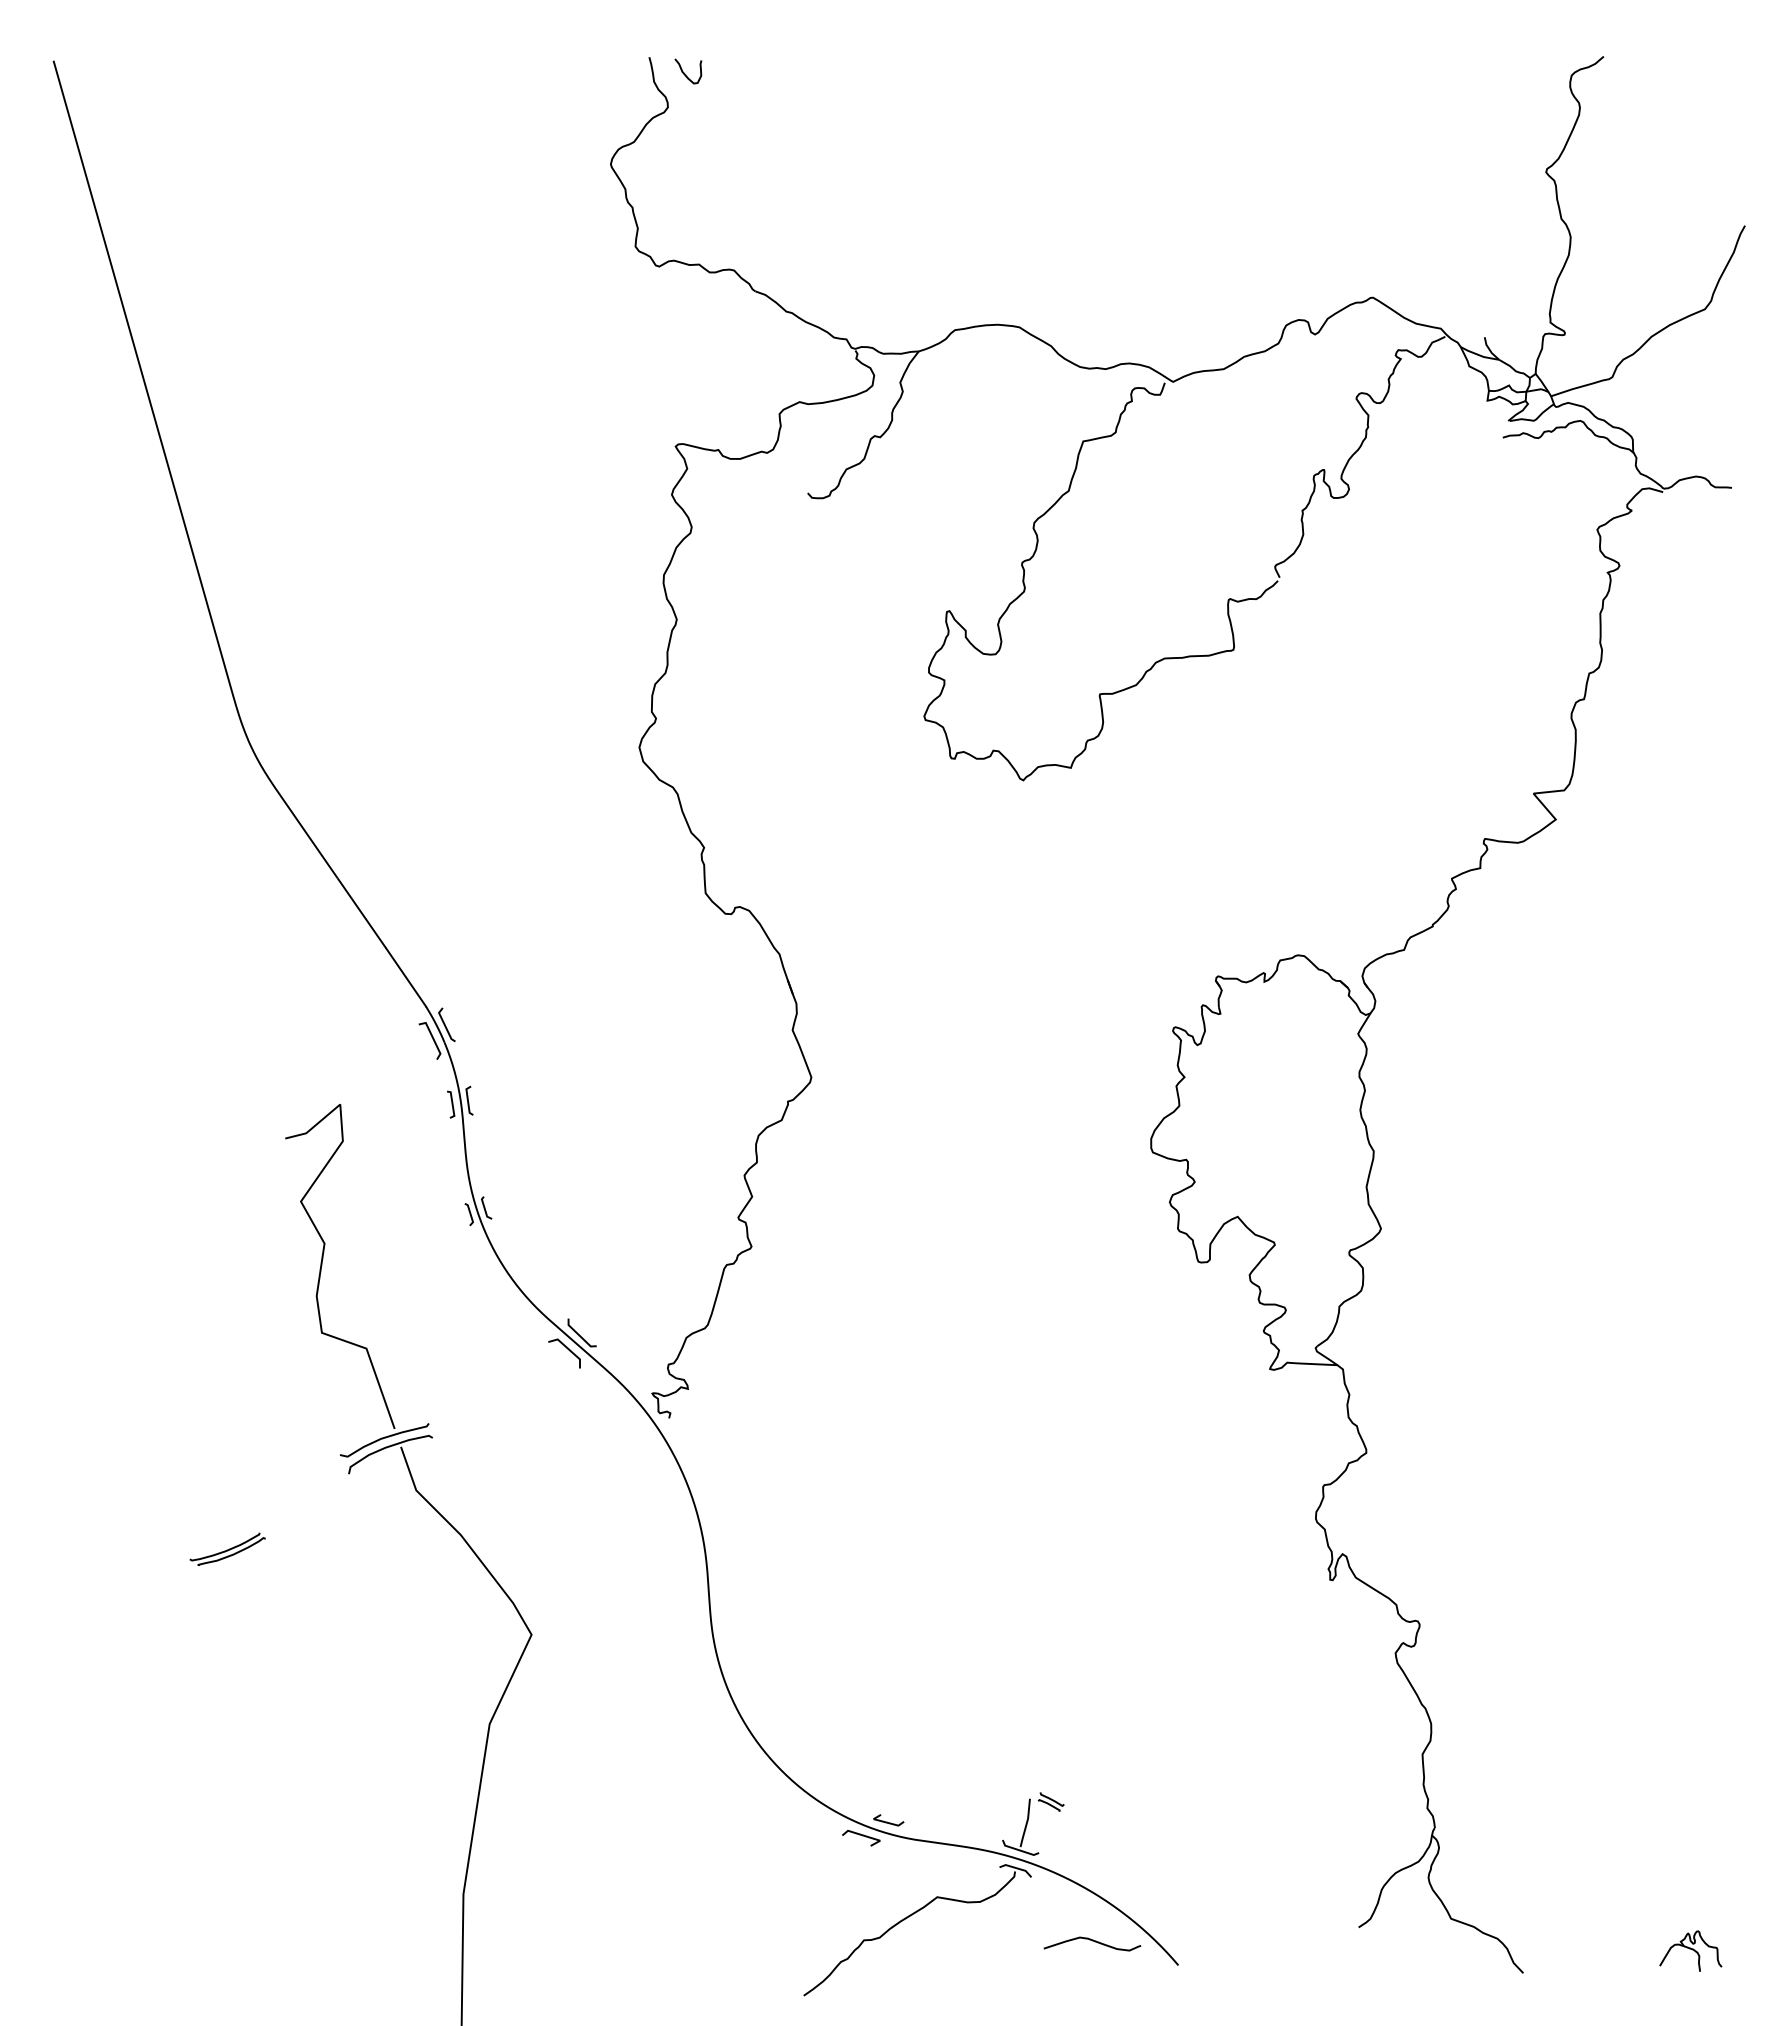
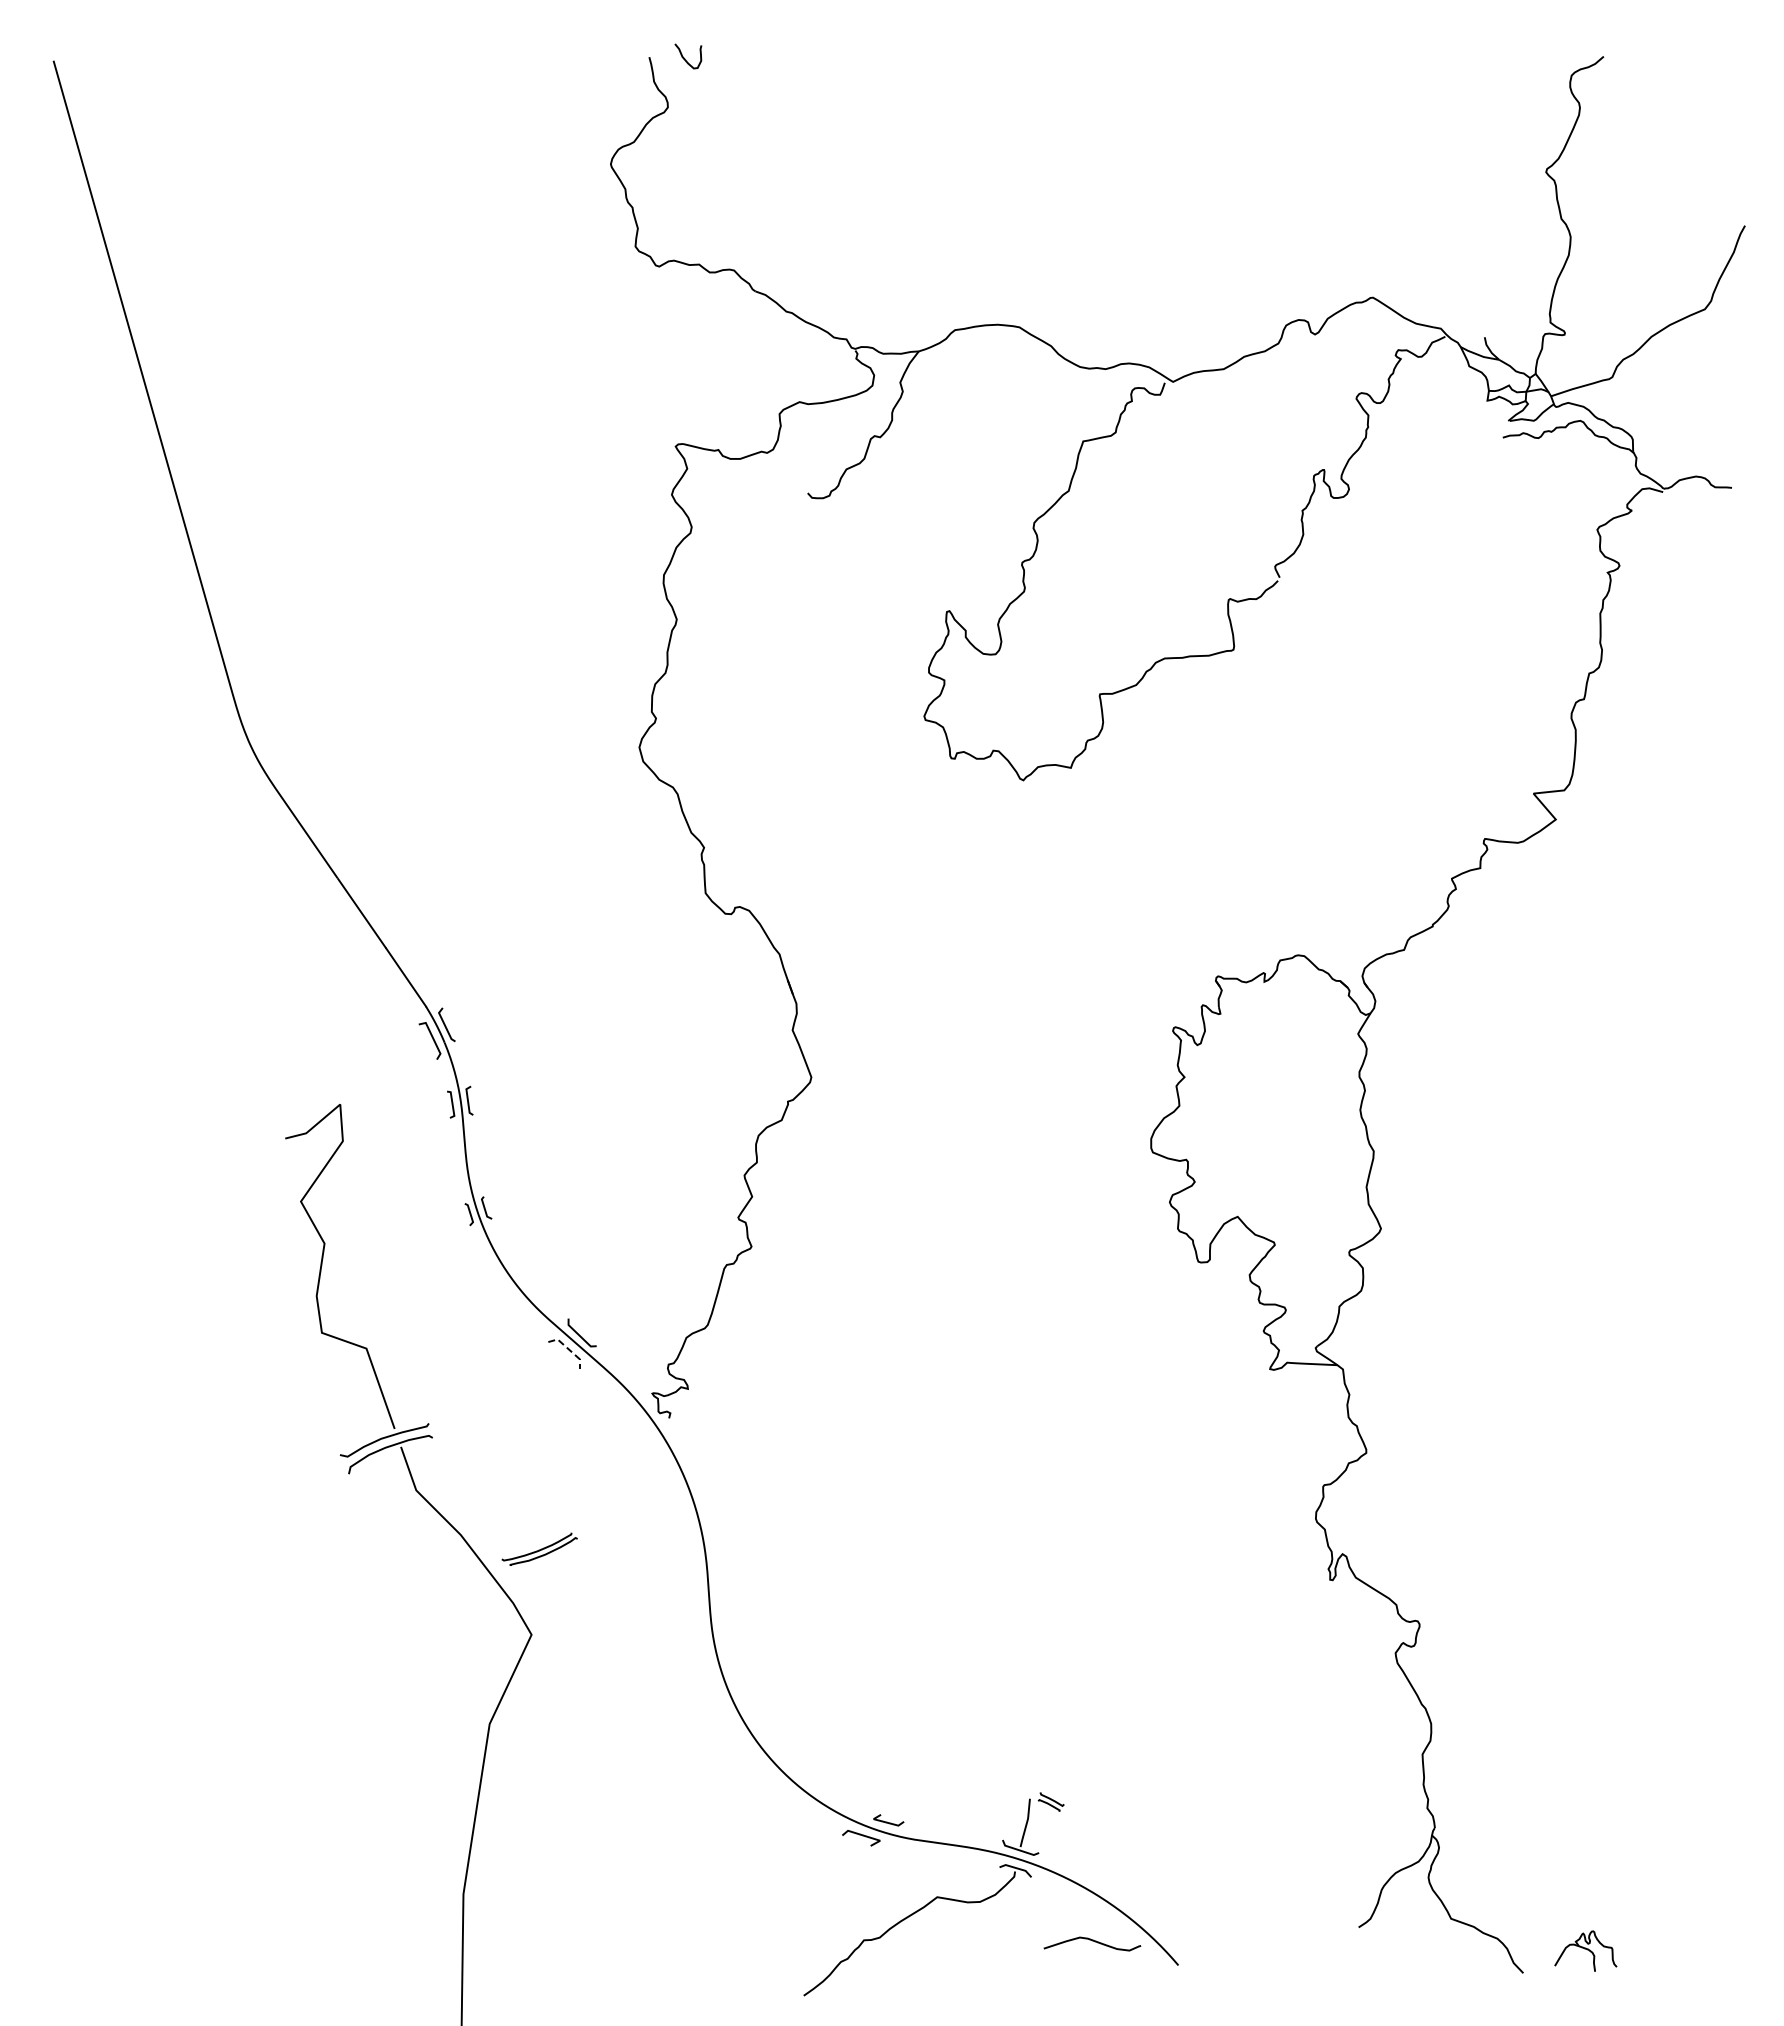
curve position: (685, 73) -> (685, 58) (685, 58)
line: solid -> dashed (568, 1349)
part position: (227, 1548) -> (539, 1548) (539, 1548)
part position: (1690, 1950) -> (1585, 1950) (1585, 1950)
